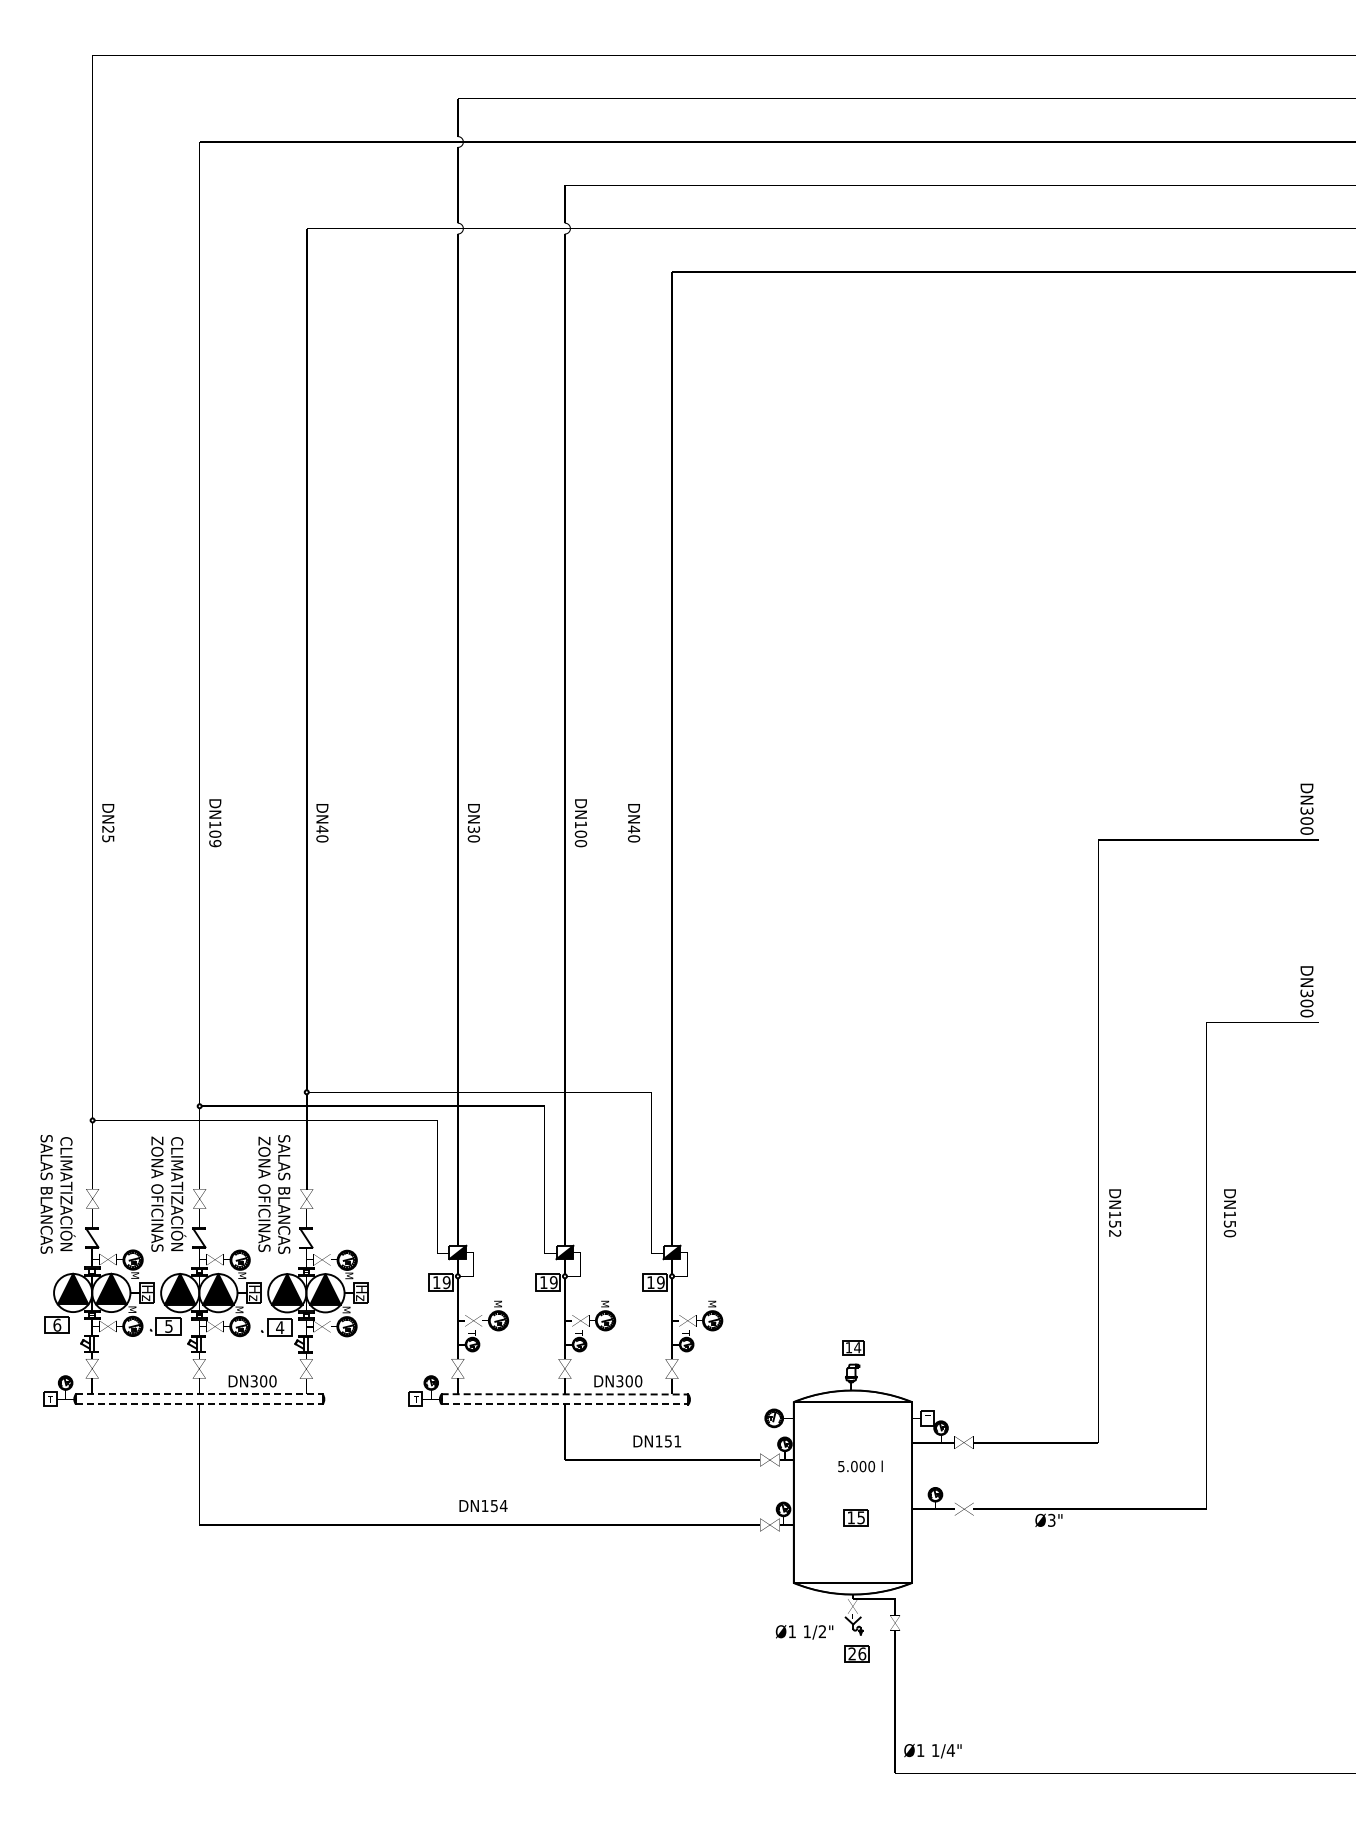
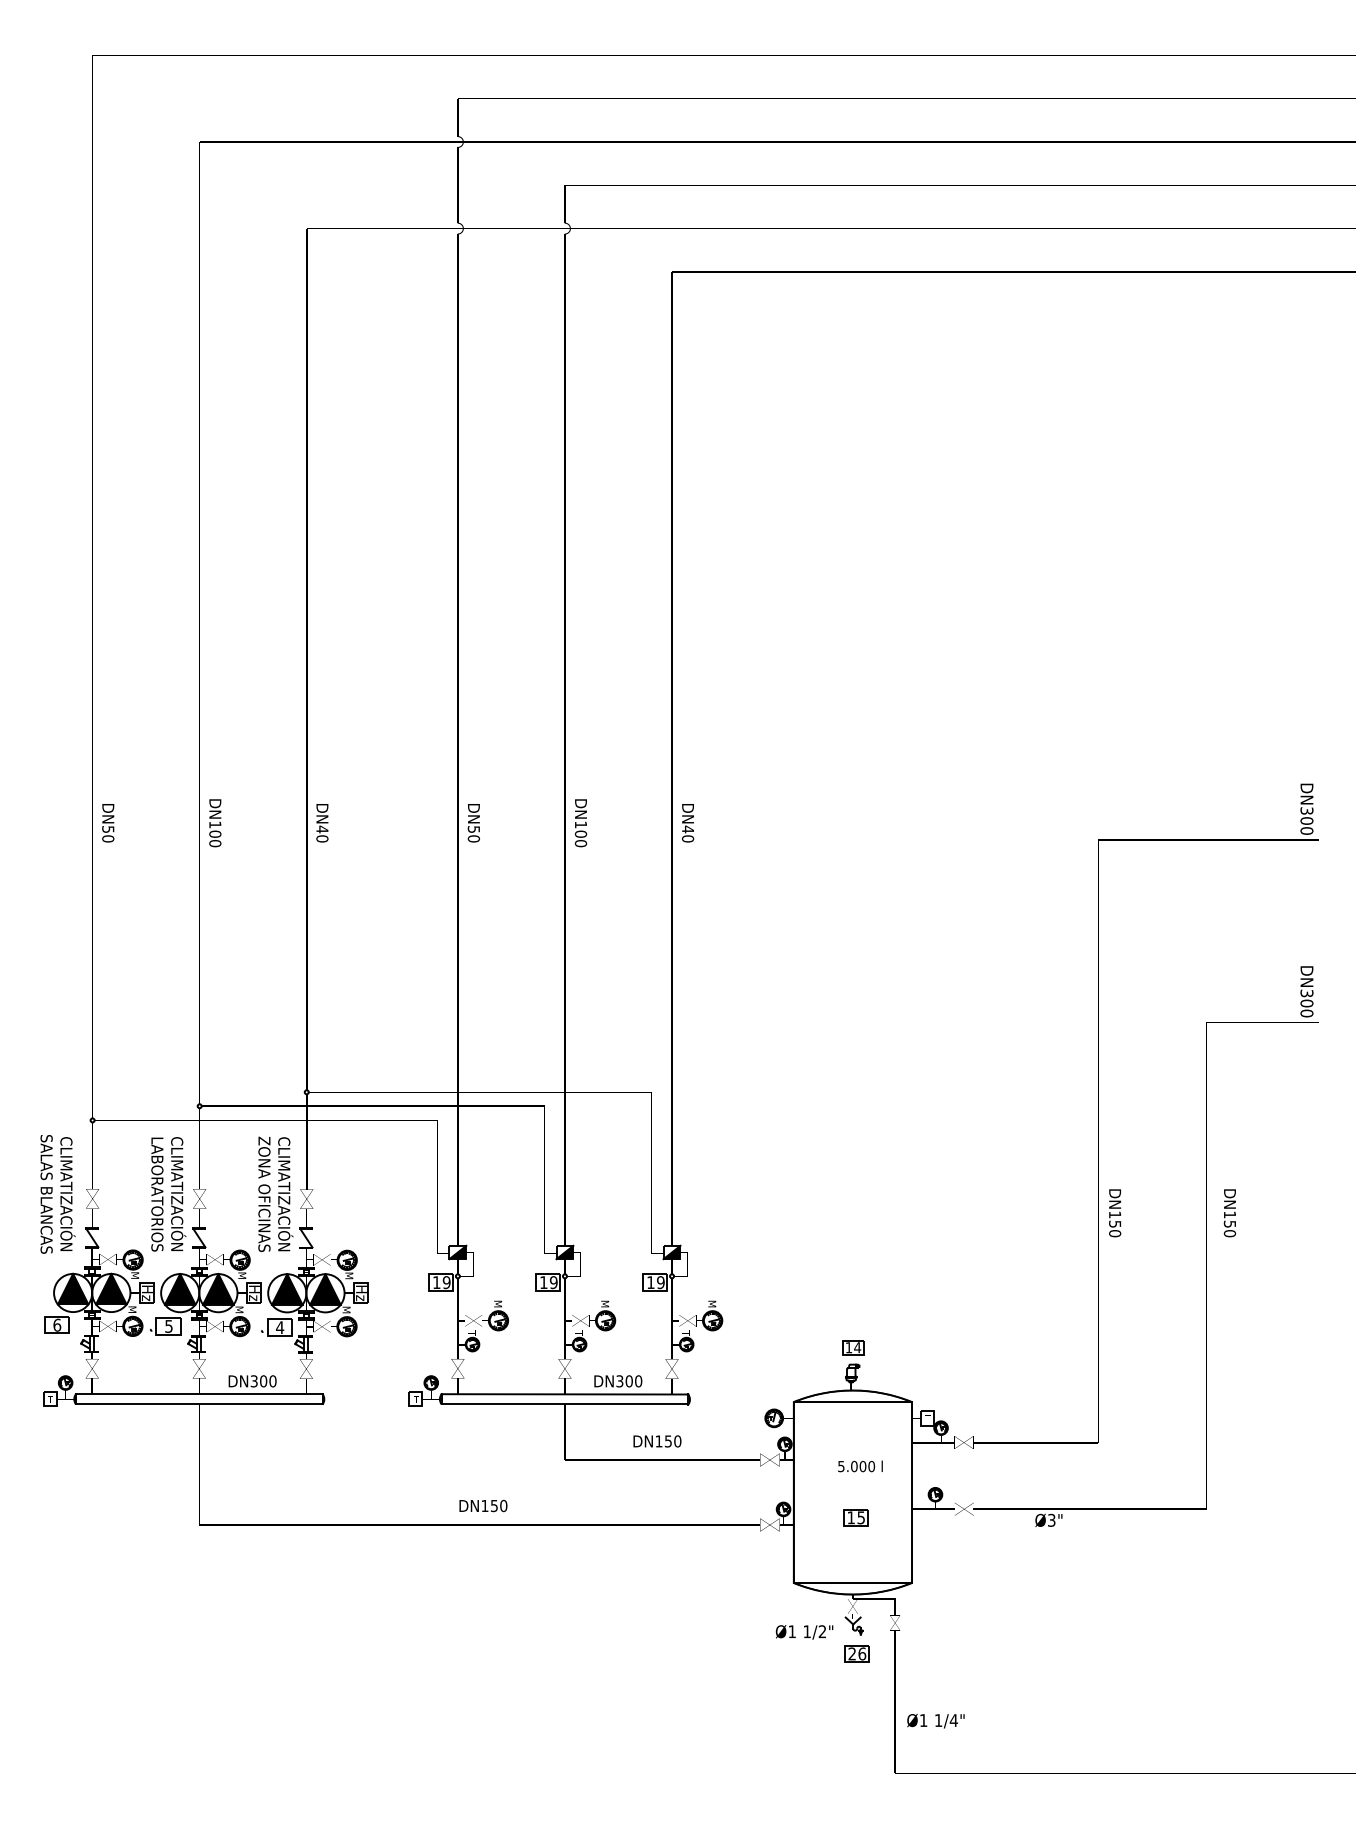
text position: (634, 823) -> (688, 823) (688, 823)
text: DN30 -> DN50 (474, 829)
text: DN25 -> DN50 (108, 834)
text: DN109 -> DN100 (215, 843)
text: ZONA OFICINAS -> LABORATORIOS (157, 1193)
text: SALAS BLANCAS -> CLIMATIZACIÓN (285, 1194)
text: DN152 -> DN150 (1115, 1233)
line: dashed -> solid (199, 1394)
line: dashed -> solid (565, 1394)
line: dashed -> solid (199, 1404)
line: dashed -> solid (565, 1404)
text: DN151 -> DN150 (677, 1441)
text: DN154 -> DN150 (503, 1505)
text position: (932, 1751) -> (935, 1721) (935, 1721)
